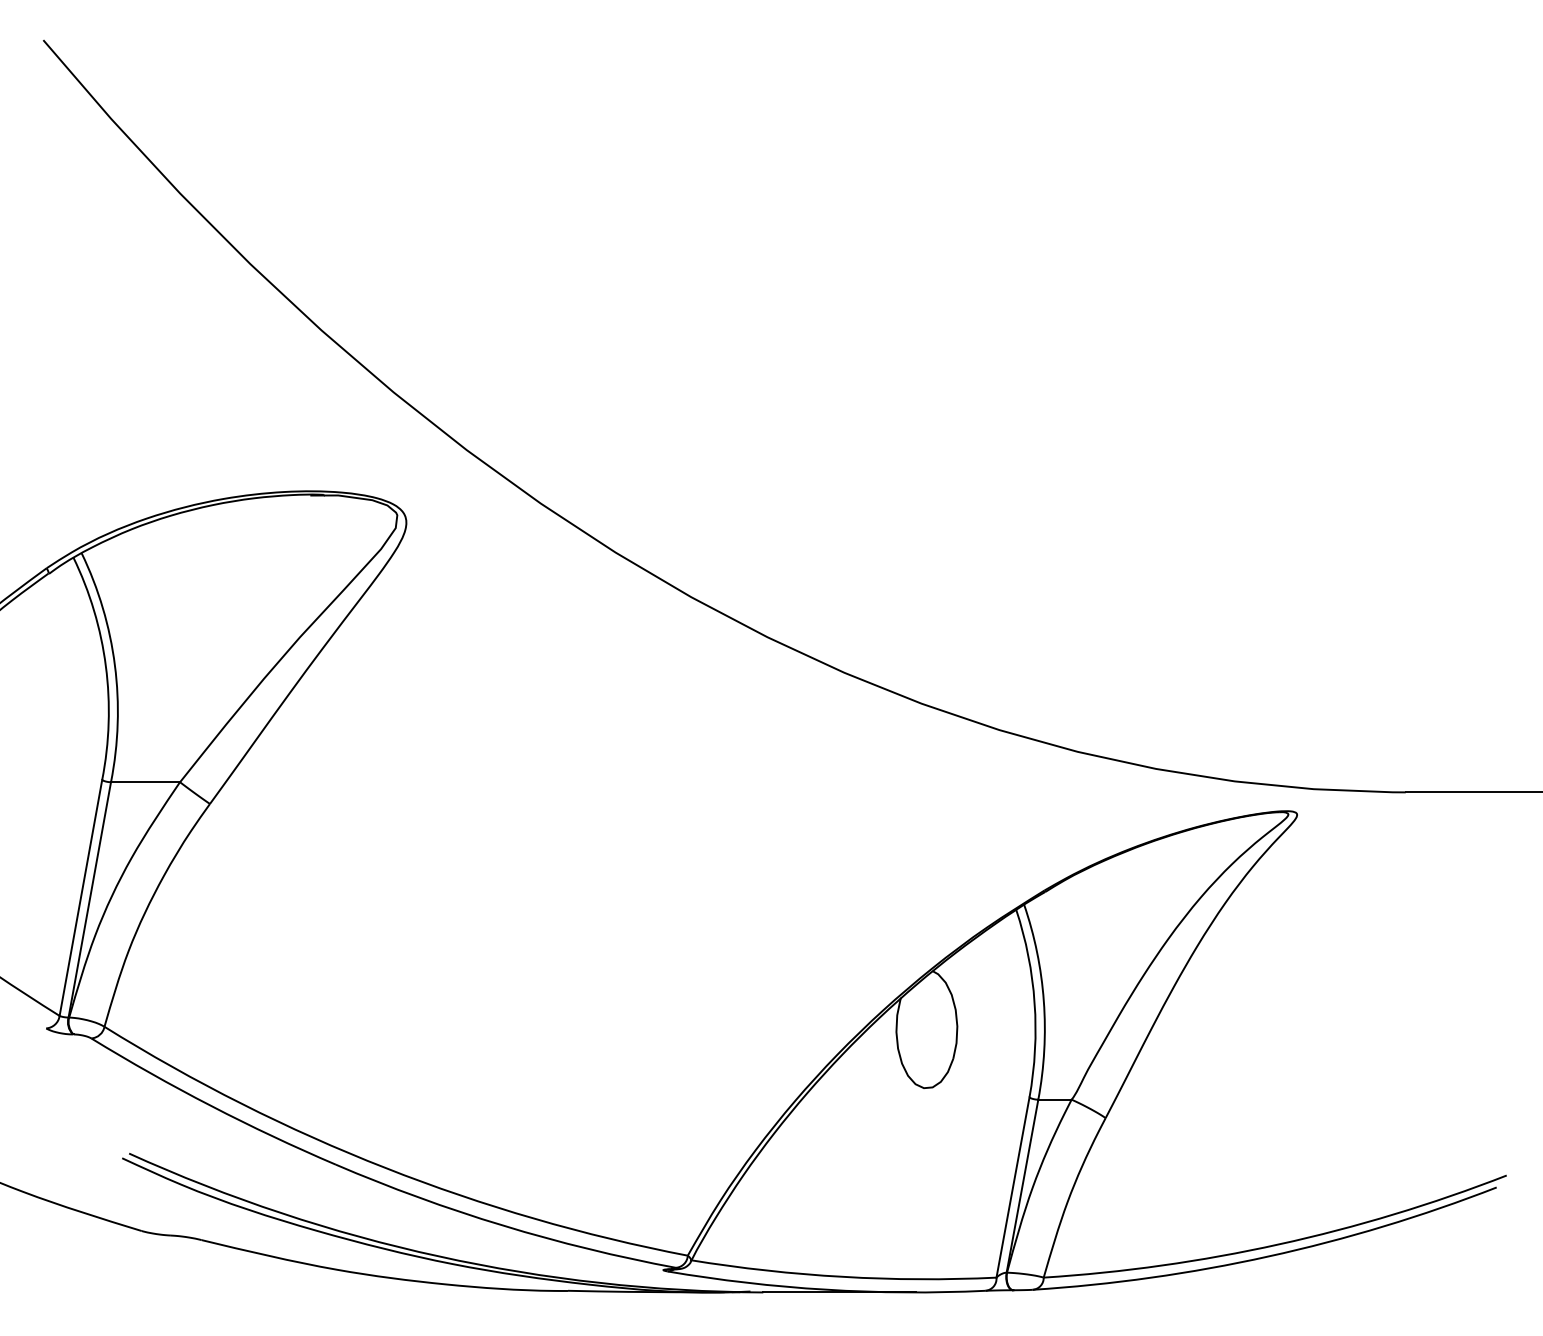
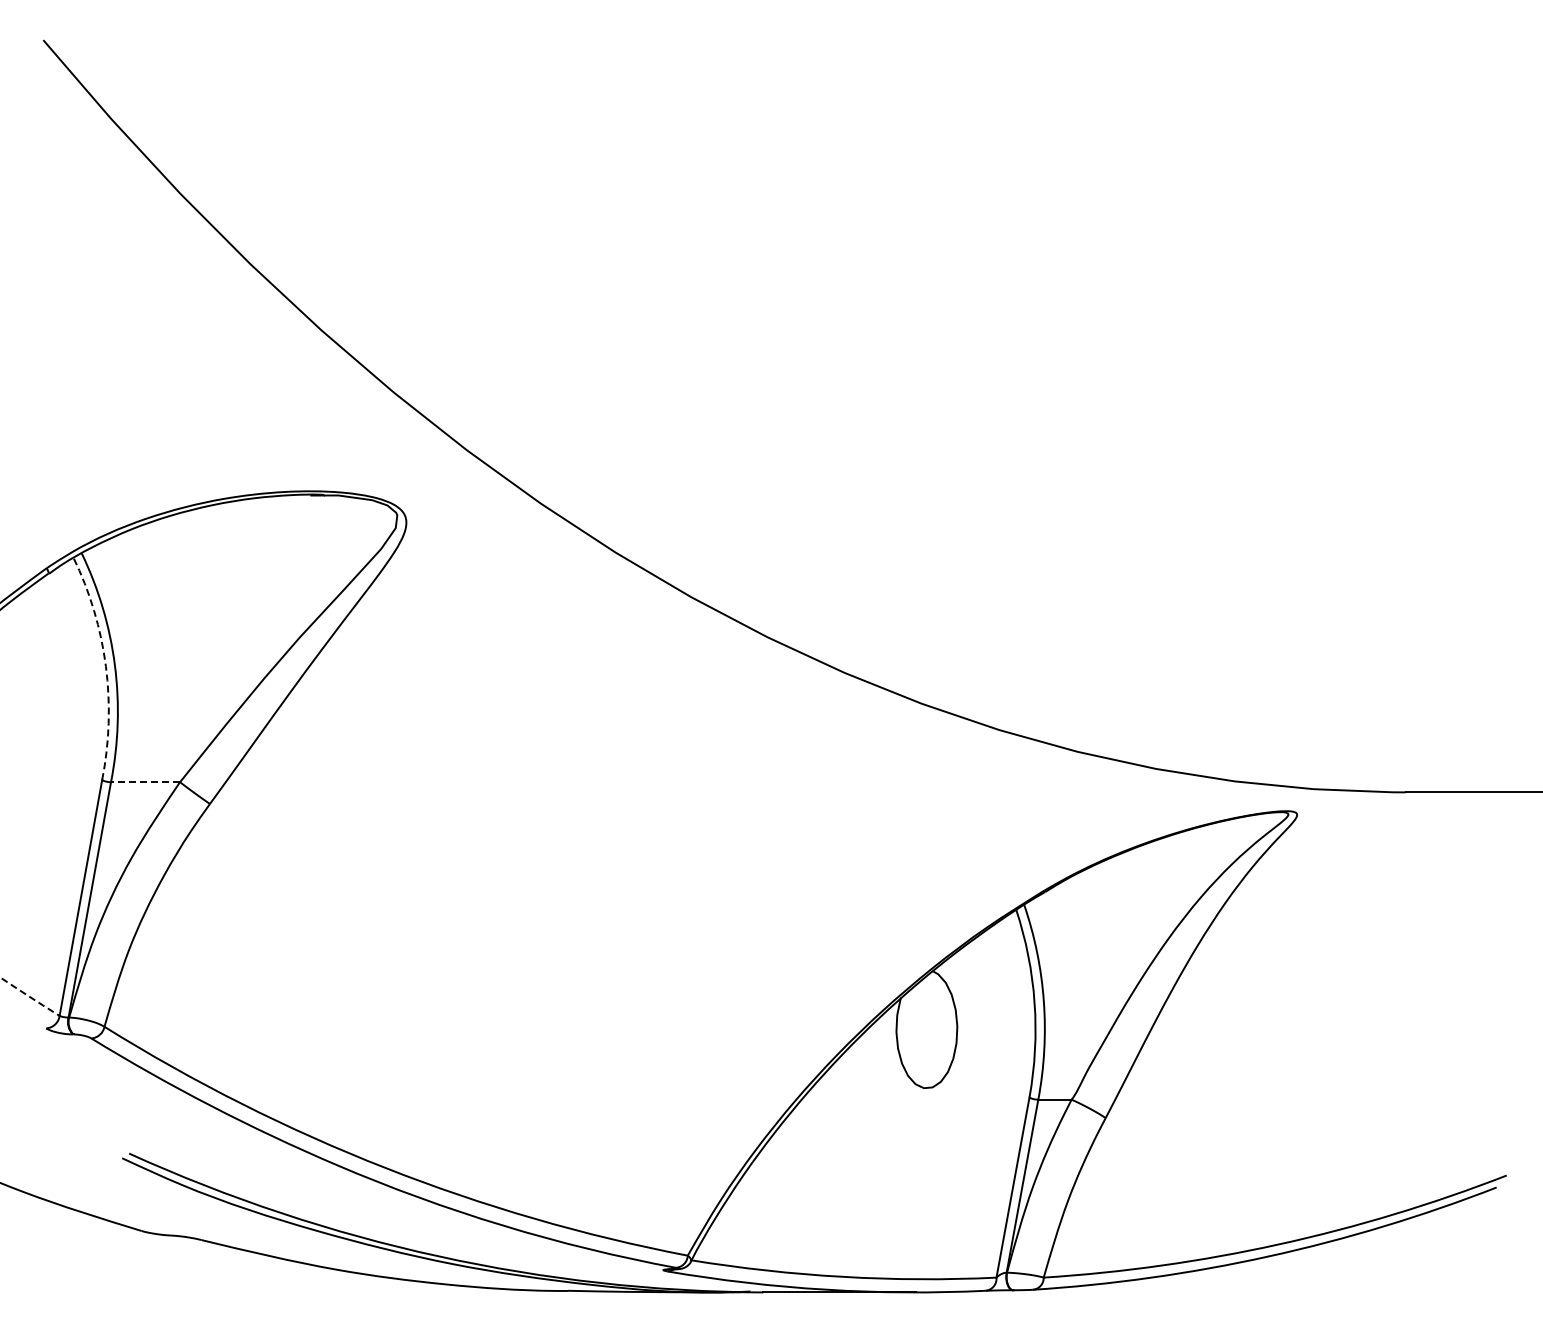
arc: solid -> dashed (105, 666)
line: solid -> dashed (145, 782)
arc: solid -> dashed (29, 996)
